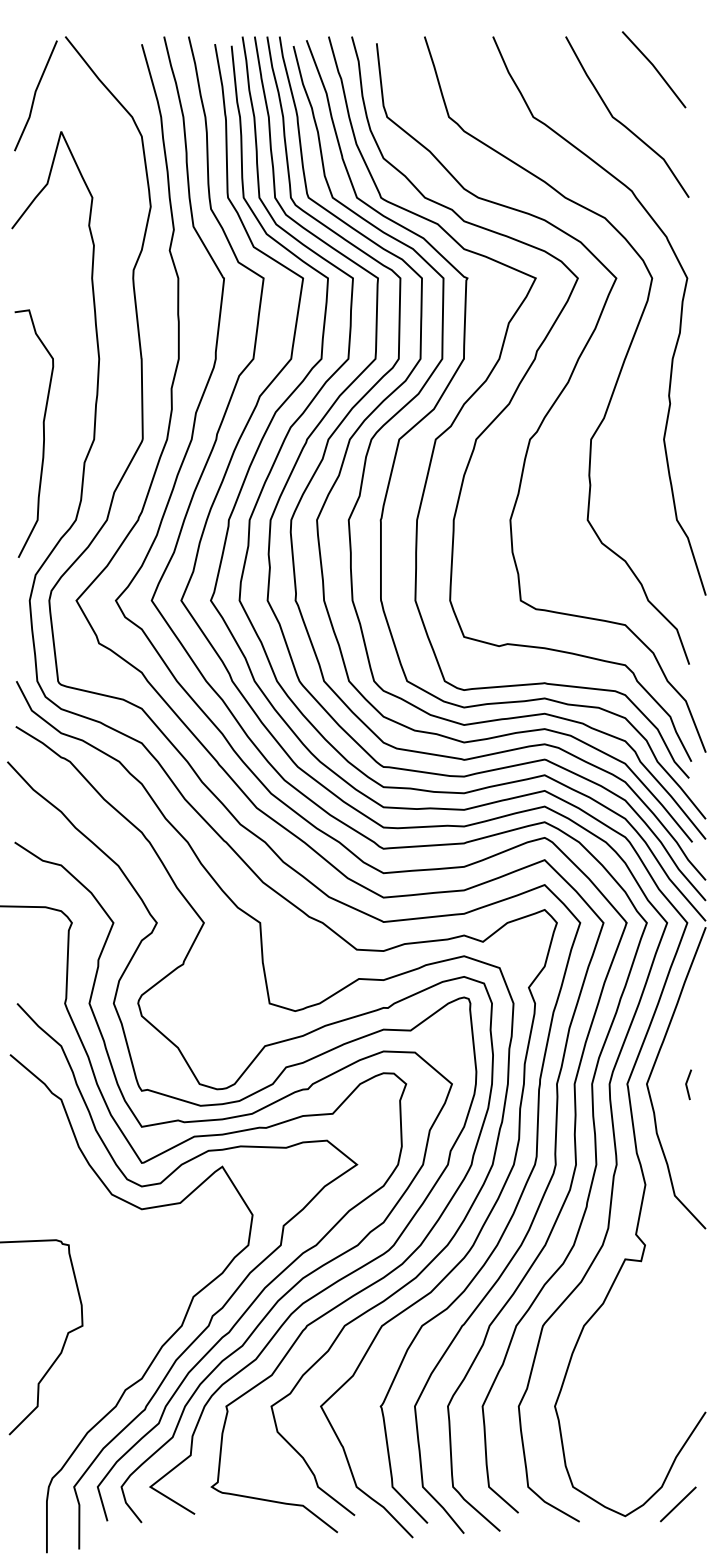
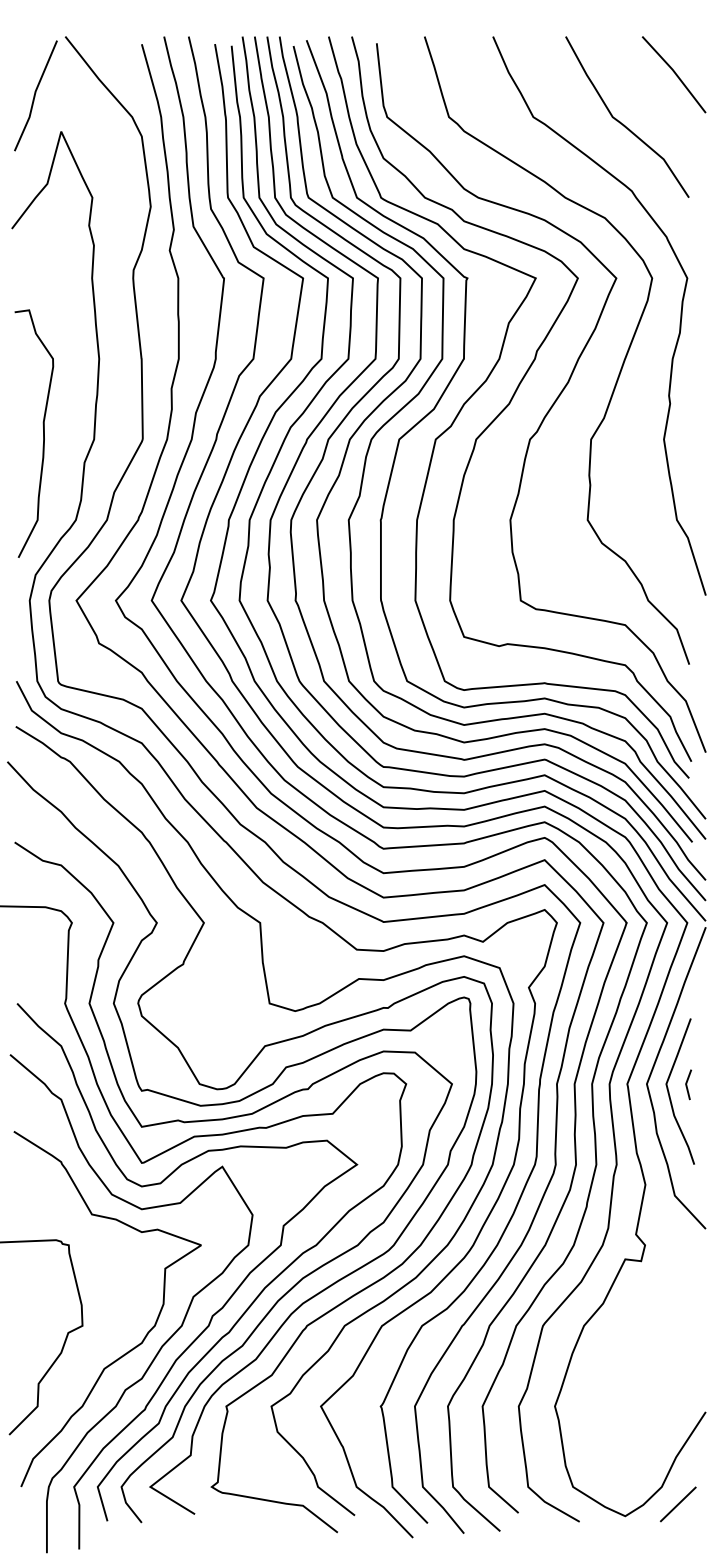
line position: (654, 68) -> (674, 73) (674, 73)
curve: none -> present (670, 1095)
curve: none -> present (146, 1333)
